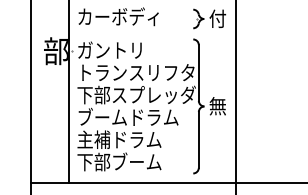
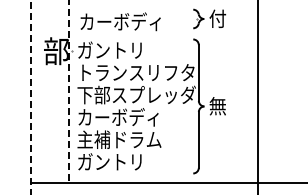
text position: (118, 16) -> (120, 21) (120, 21)
line: solid -> dashed (68, 91)
line position: (236, 96) -> (258, 96) (258, 96)
line: solid -> dashed (31, 97)
text: ブームドラム -> カーボディ (128, 116)
text: 下部ブーム -> ガントリ (119, 161)
